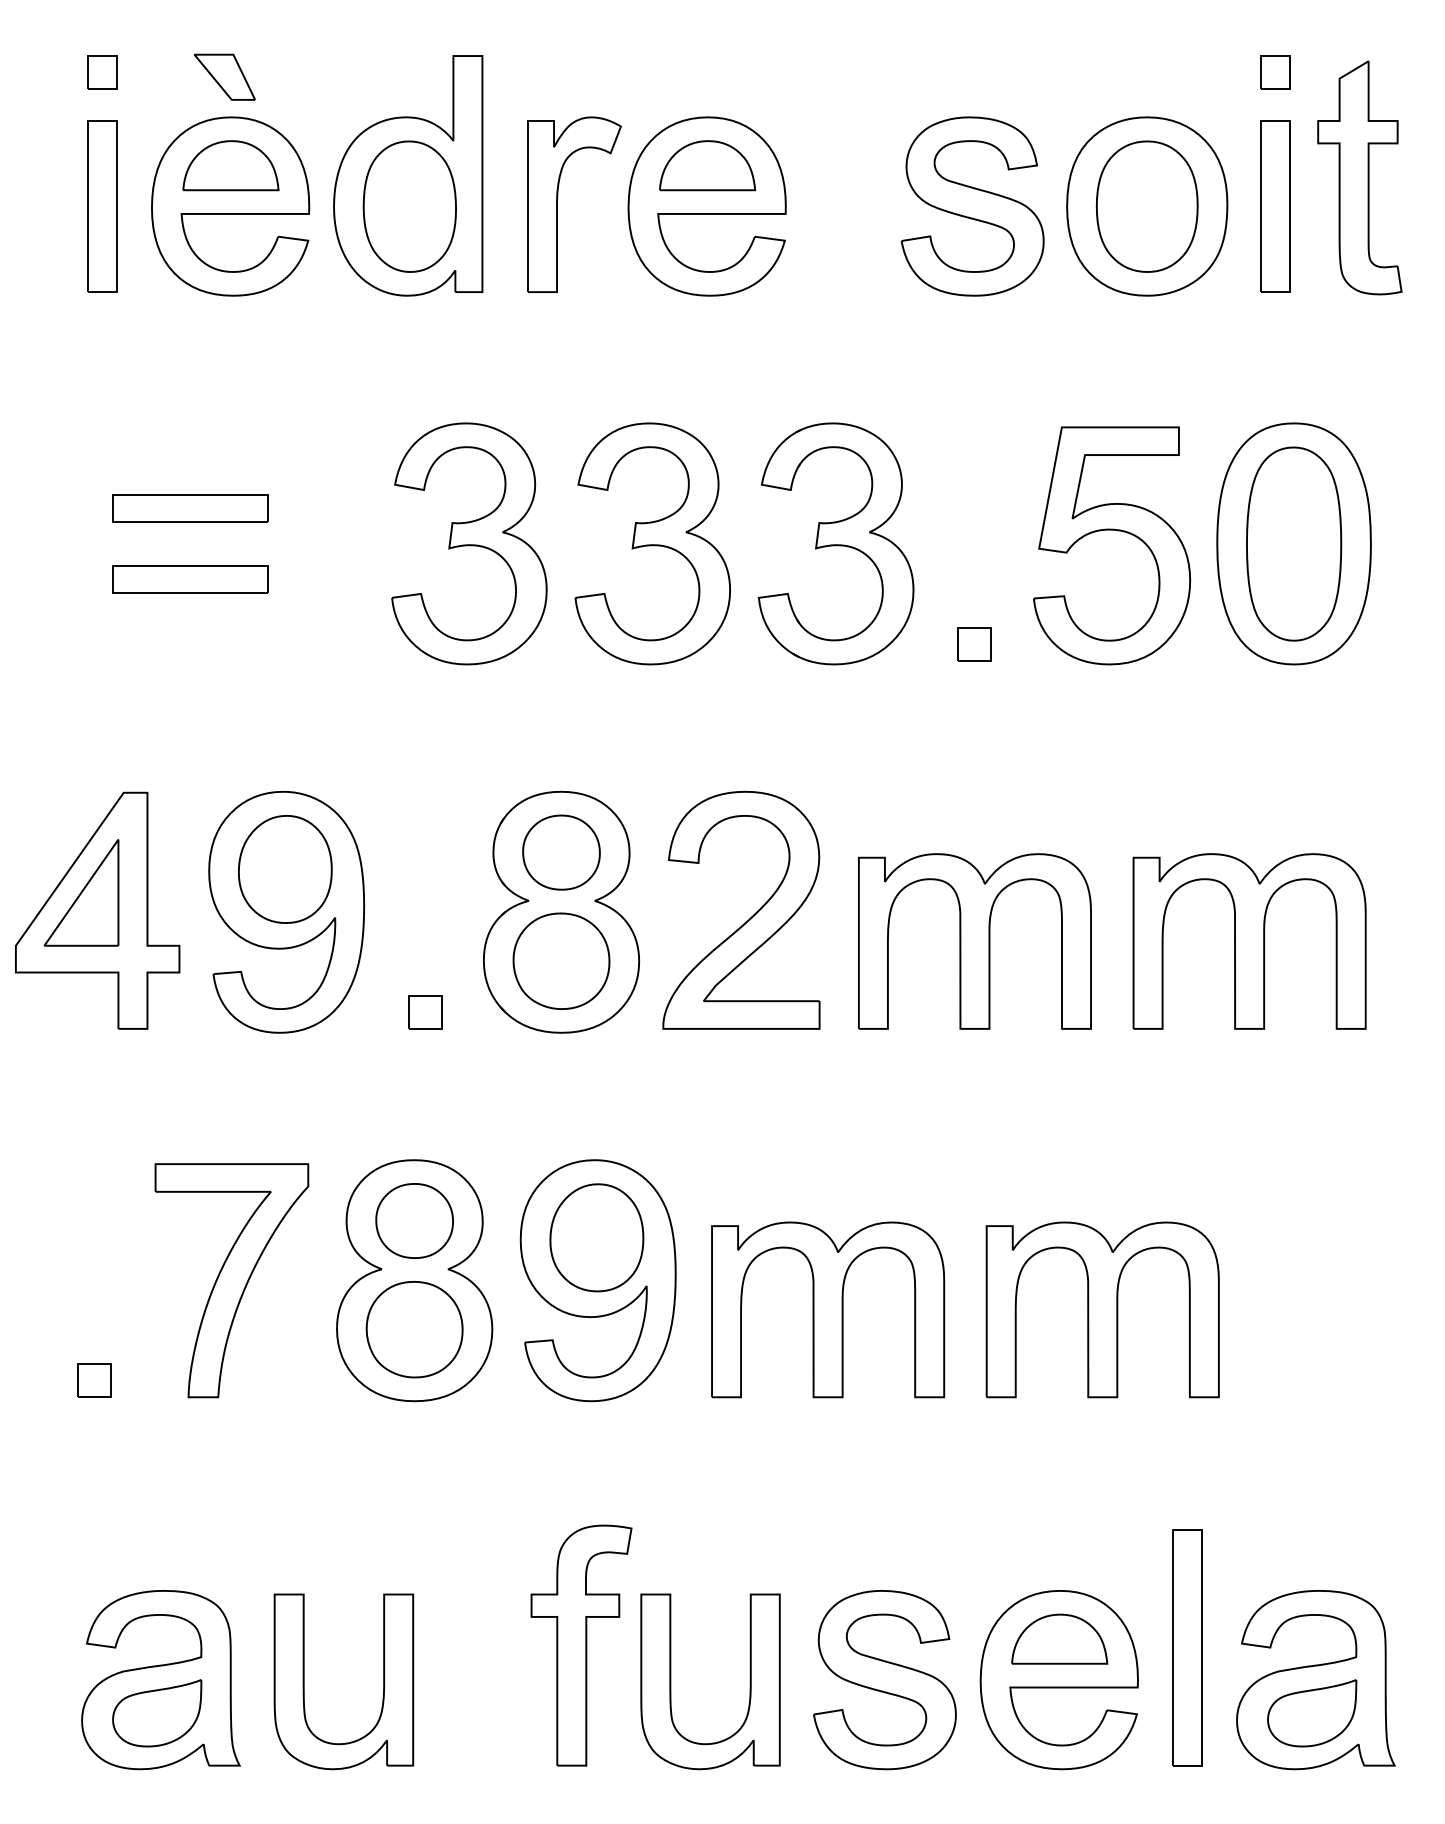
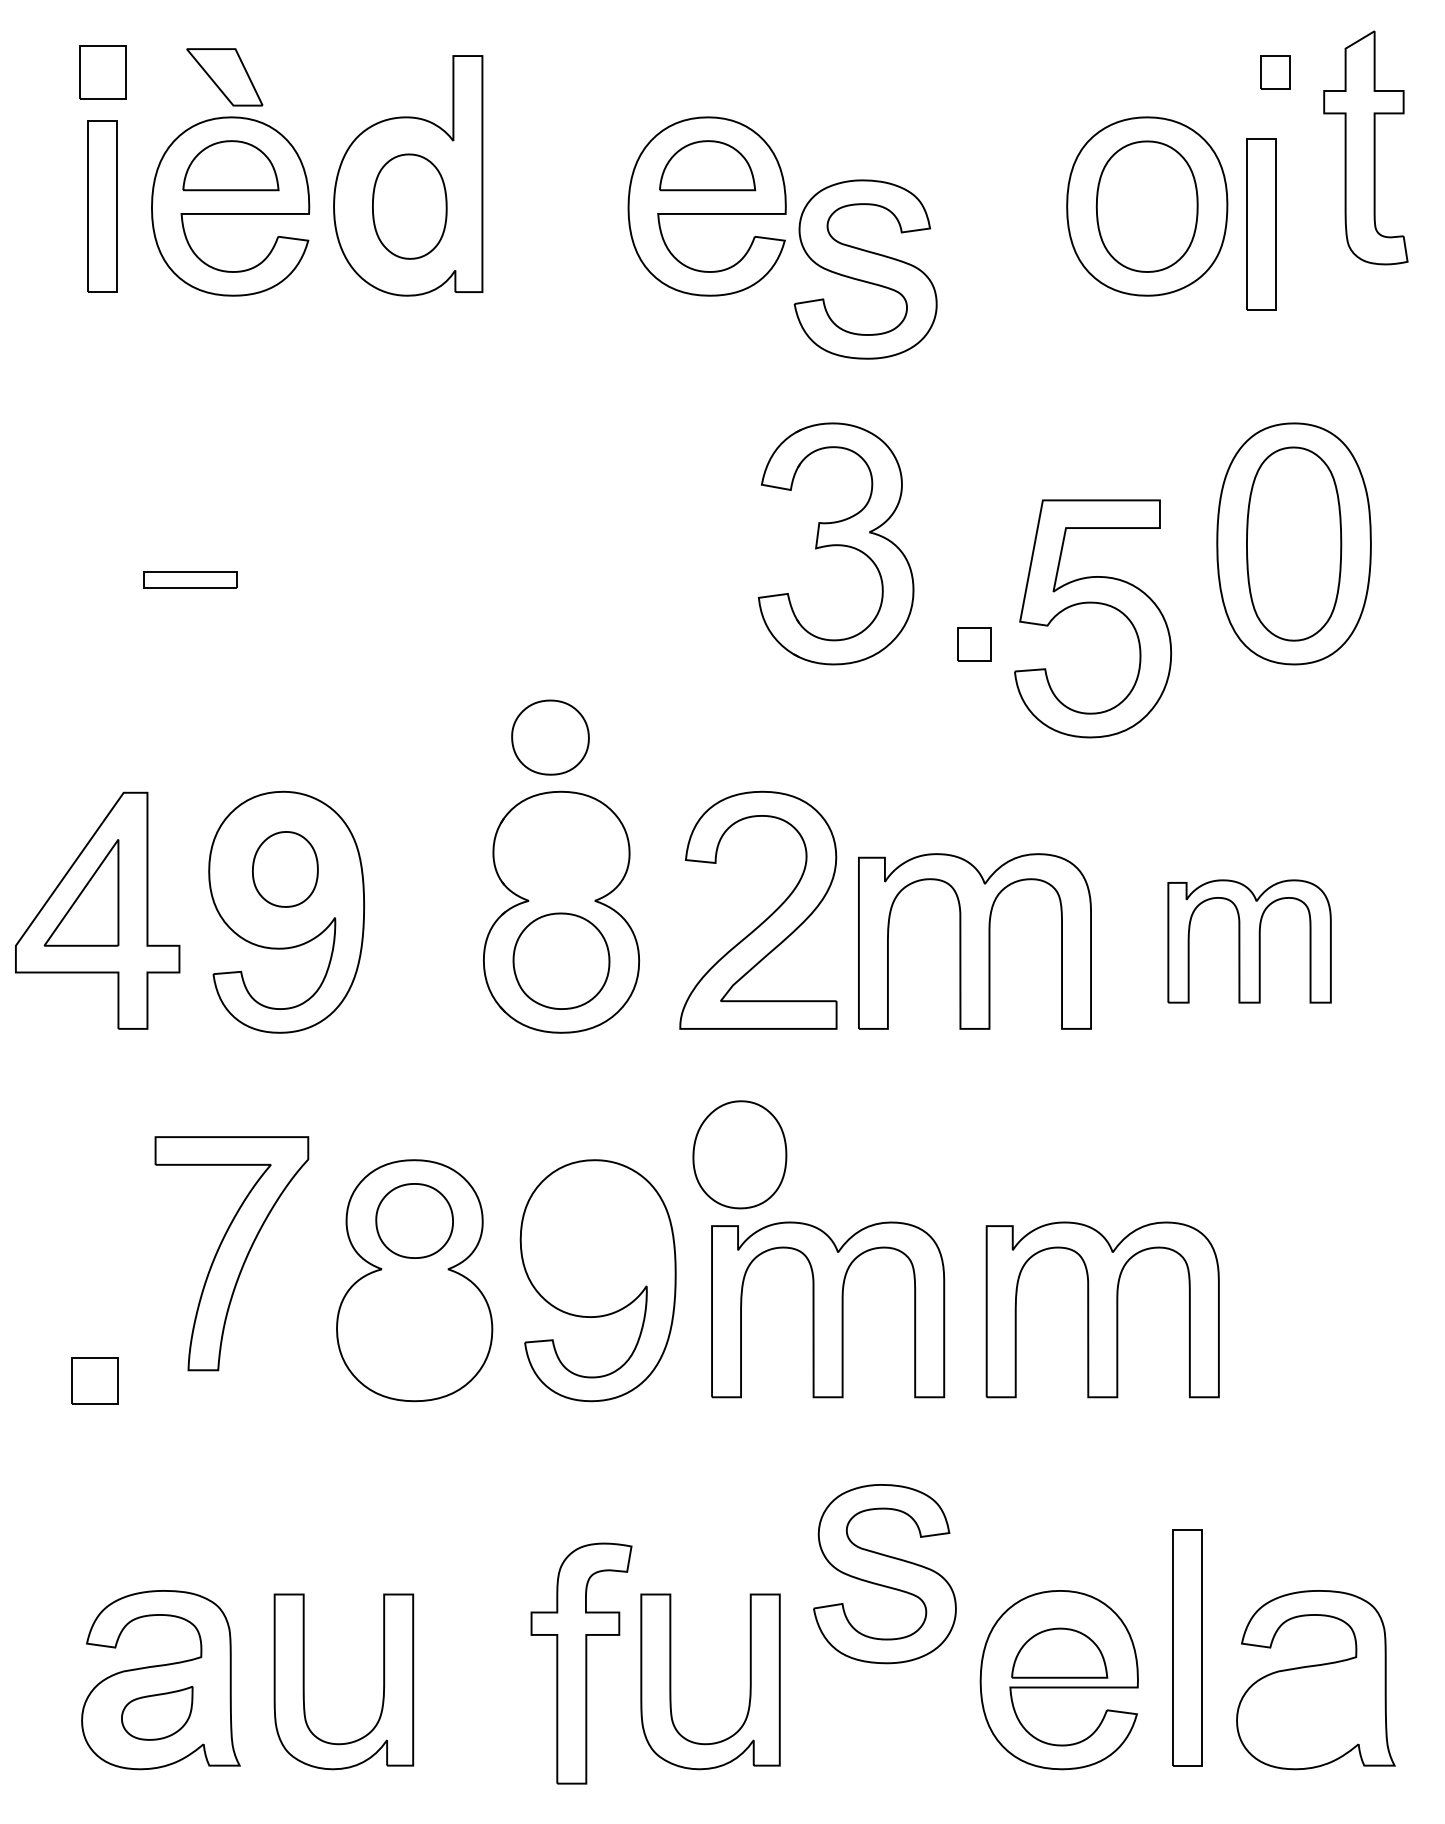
part size: 31x35 px -> 48x55 px (102, 72)
part size: 62x48 px -> 78x59 px (224, 77)
part position: (1359, 177) -> (1365, 147) (1365, 147)
part: present -> none (557, 204)
part size: 95x133 px -> 76x107 px (409, 206)
part position: (972, 206) -> (865, 269) (865, 269)
part position: (1275, 206) -> (1261, 224) (1261, 224)
part: present -> none (190, 508)
part position: (1117, 531) -> (1098, 604) (1098, 604)
part: present -> none (469, 543)
part: present -> none (652, 543)
part size: 157x29 px -> 95x18 px (190, 579)
part position: (561, 852) -> (550, 737) (550, 737)
part size: 95x109 px -> 67x77 px (285, 869)
part position: (750, 917) -> (767, 917) (767, 917)
part size: 235x177 px -> 165x125 px (1249, 941)
part: present -> none (425, 1012)
part position: (596, 1237) -> (739, 1154) (739, 1154)
part position: (231, 1280) -> (231, 1253) (231, 1253)
part: present -> none (414, 1329)
part size: 35x35 px -> 48x48 px (94, 1380)
part position: (1059, 1638) -> (1059, 1652) (1059, 1652)
part position: (581, 1645) -> (581, 1663) (581, 1663)
part position: (884, 1680) -> (884, 1574) (884, 1574)
part size: 91x69 px -> 73x55 px (157, 1713)
part: present -> none (1312, 1713)
